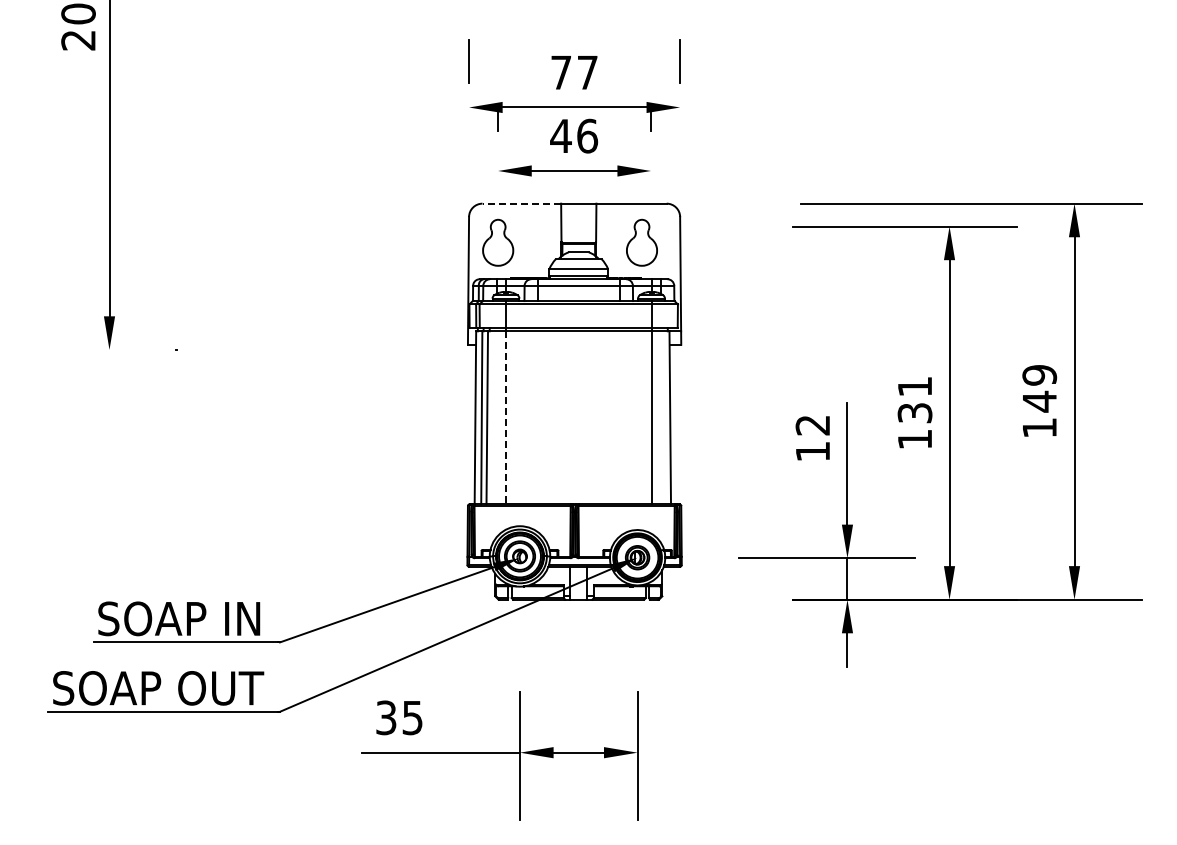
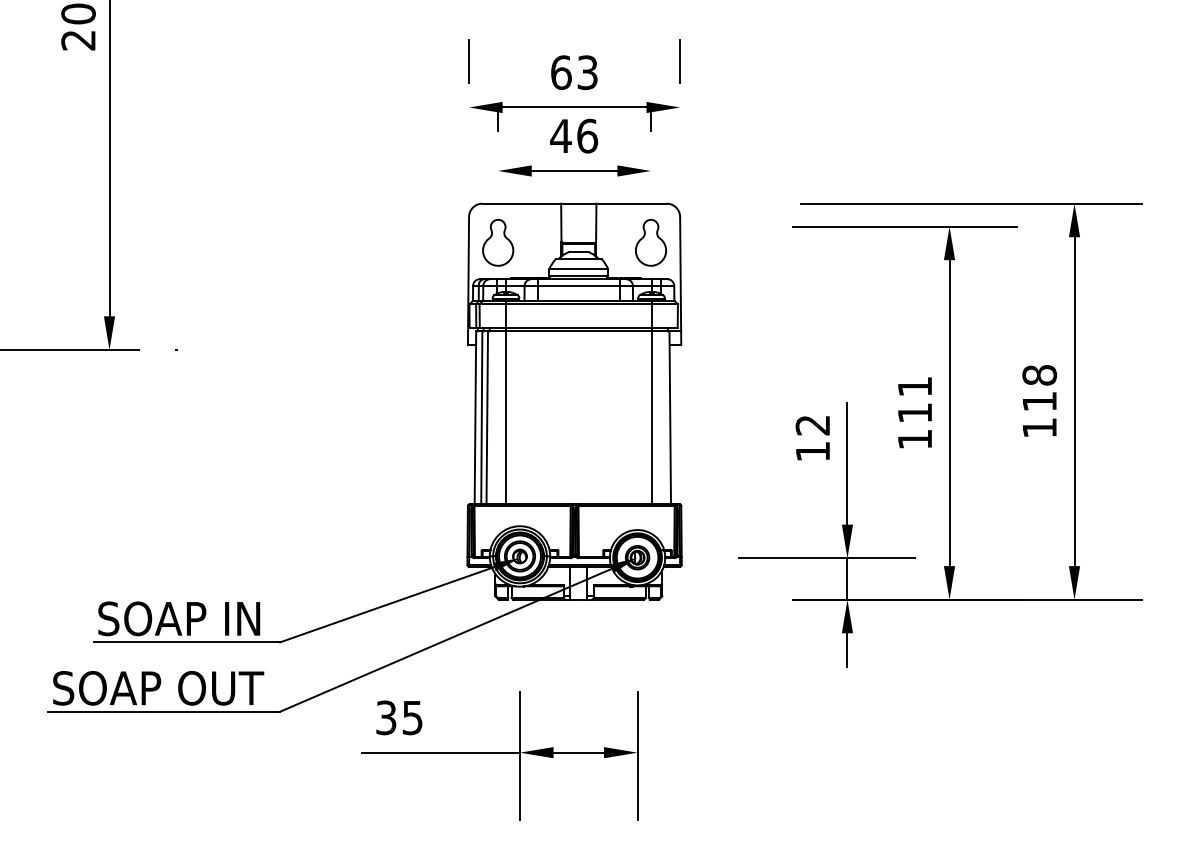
text: 77 -> 63 (574, 72)
line: dashed -> solid (521, 203)
part position: (641, 242) -> (650, 242) (650, 242)
line: none -> present (70, 349)
text: 149 -> 118 (1039, 388)
text: 131 -> 111 (914, 413)
line: dashed -> solid (505, 418)
